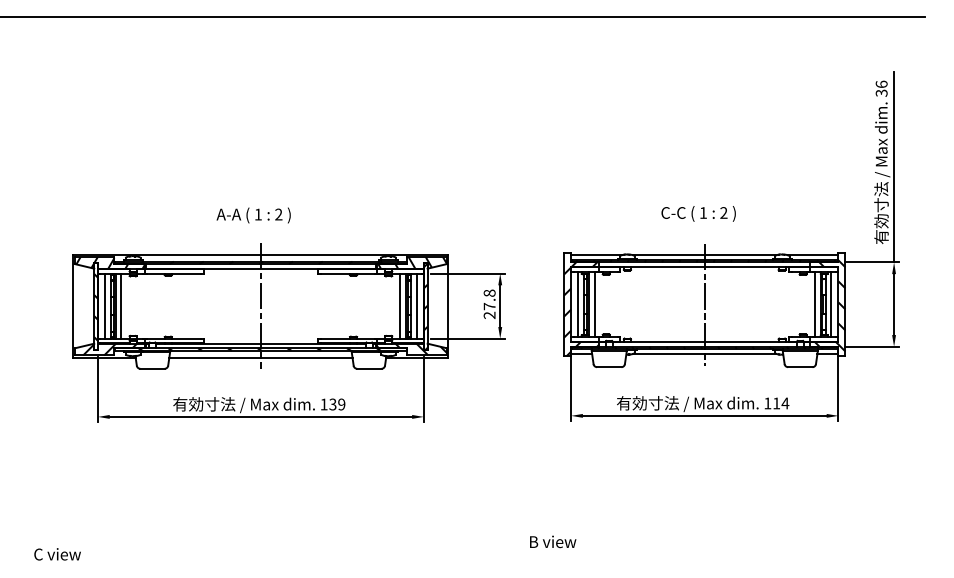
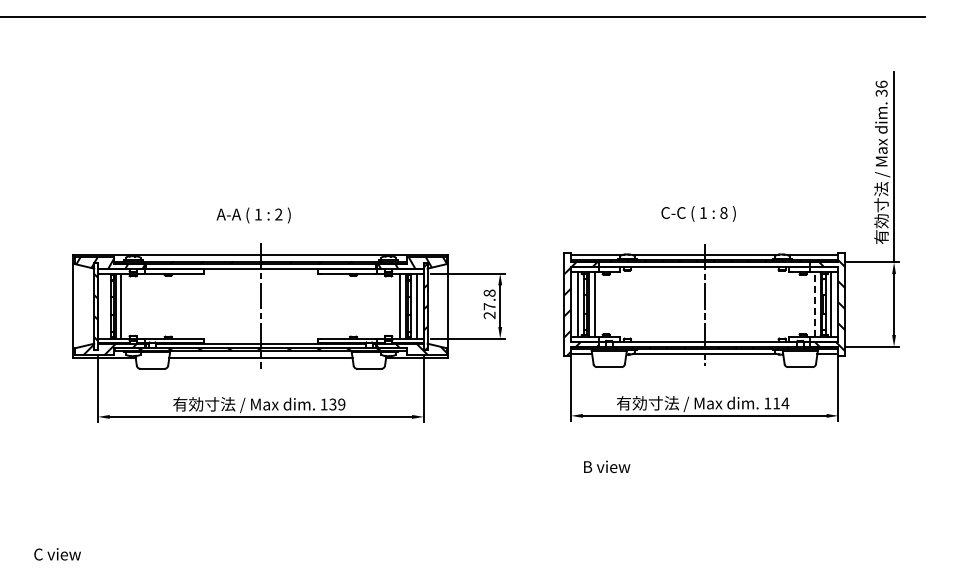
text: 2 -> 8 (723, 212)
line: solid -> dashed (814, 304)
line: present -> none (105, 305)
text position: (553, 541) -> (607, 466) (607, 466)
